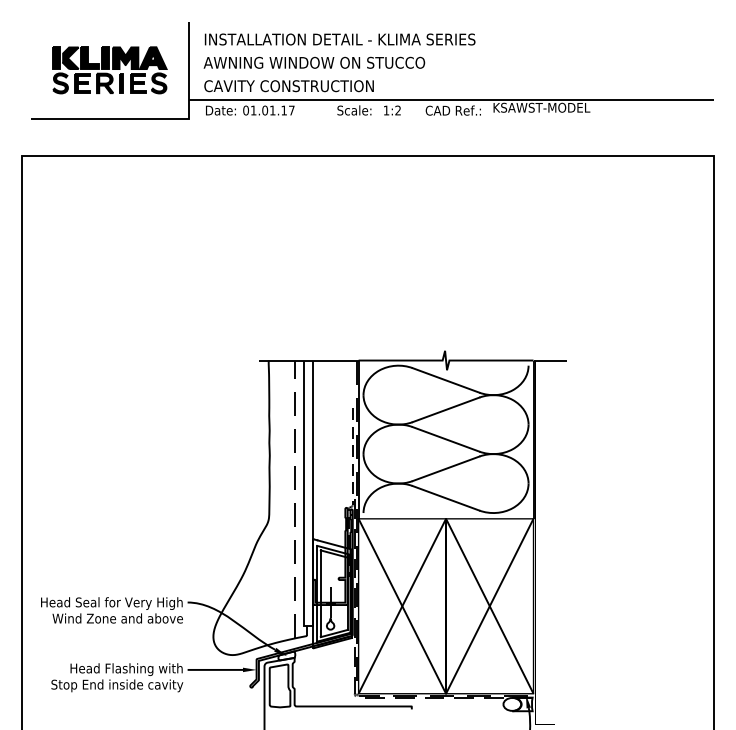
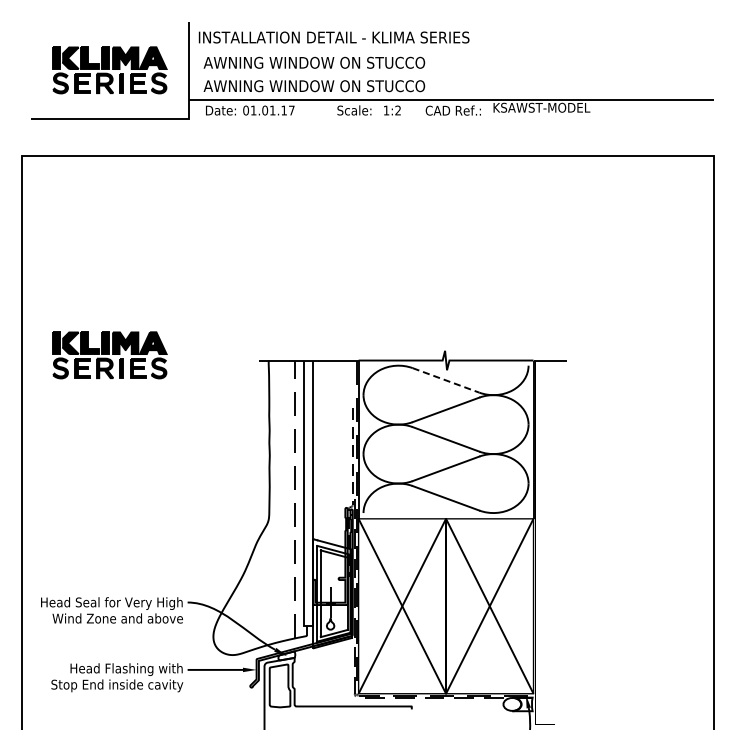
text position: (339, 39) -> (333, 37) (333, 37)
text: CAVITY CONSTRUCTION -> AWNING WINDOW ON STUCCO (314, 86)
part: none -> present (109, 355)
line: solid -> dashed (446, 380)
